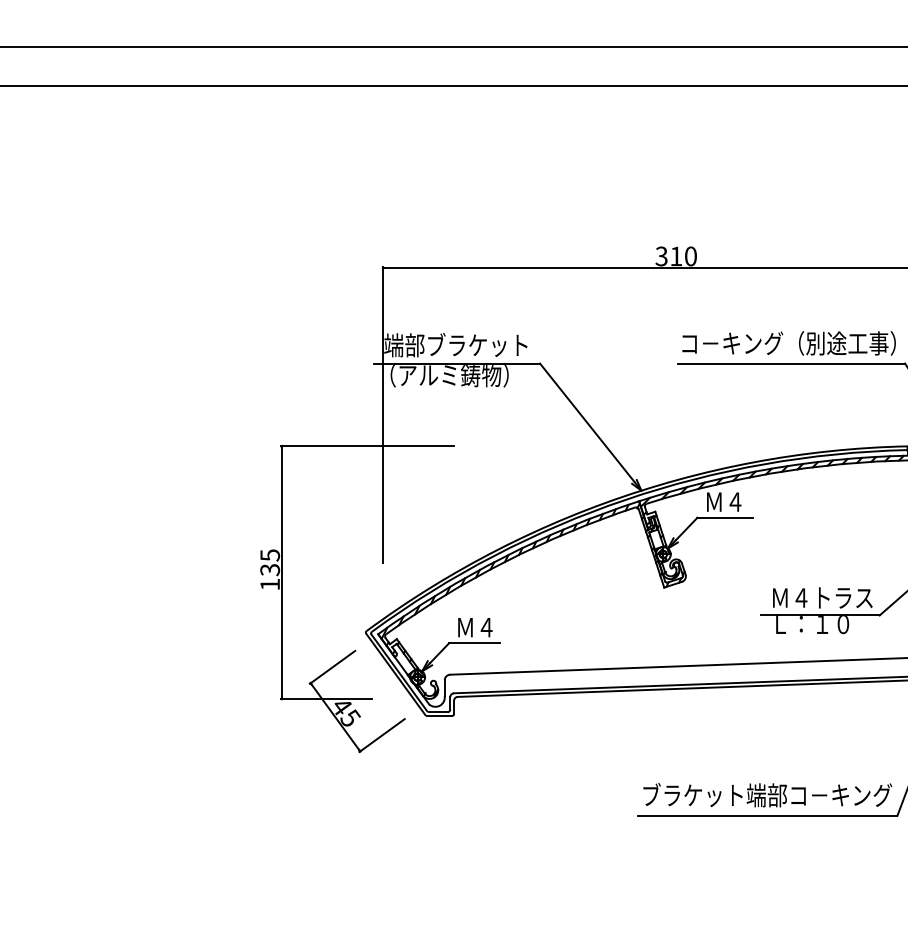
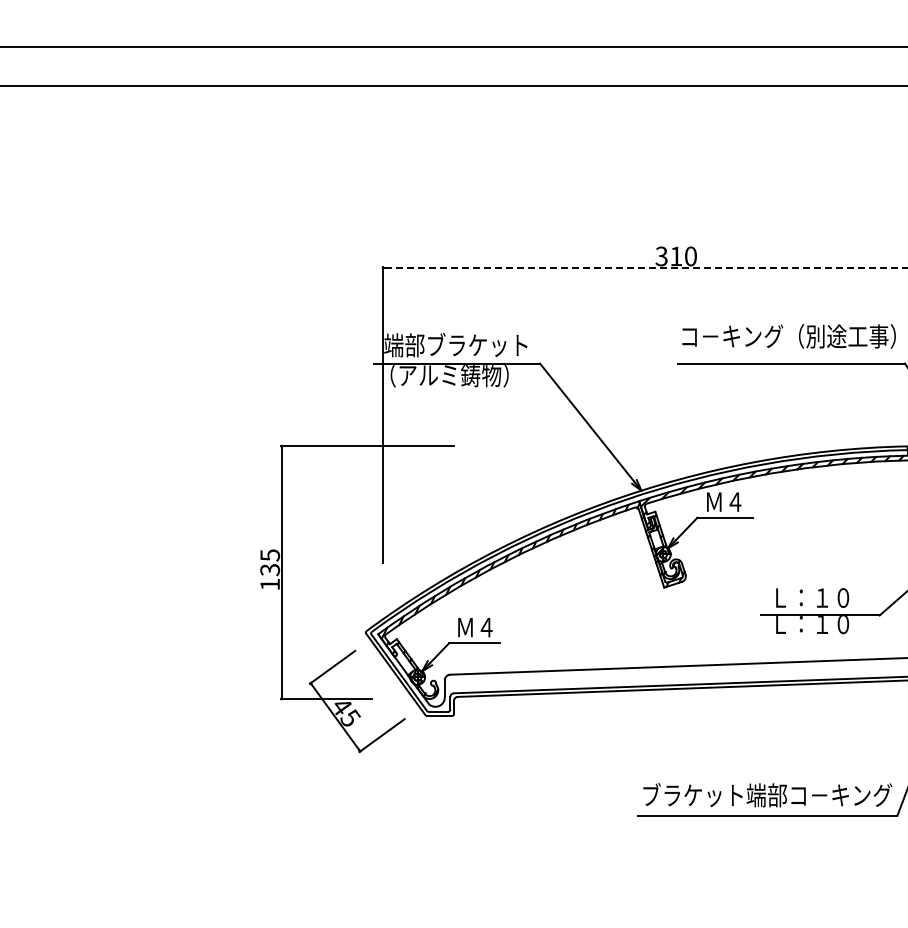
line: solid -> dashed (646, 267)
text position: (788, 343) -> (788, 336) (788, 336)
text: Ｍ４トラス -> Ｌ：１０ (822, 597)
